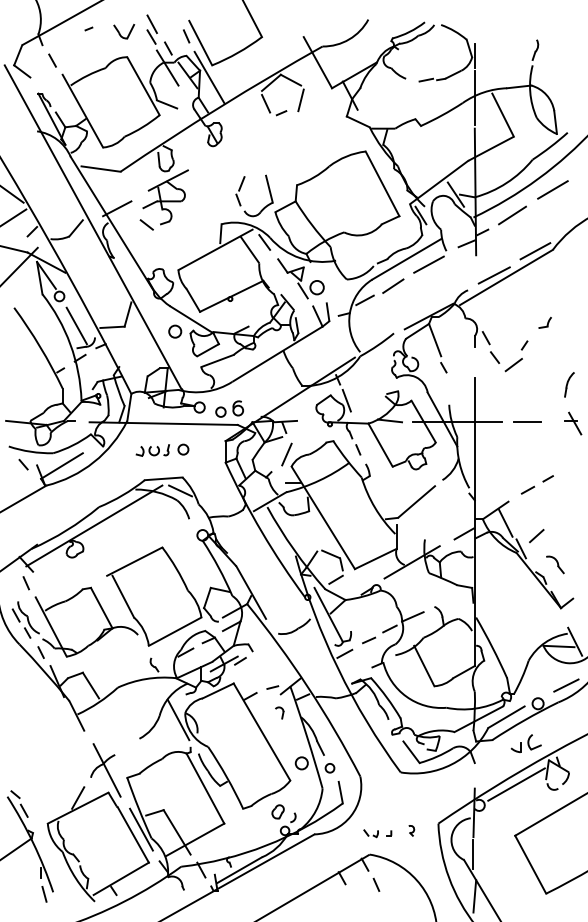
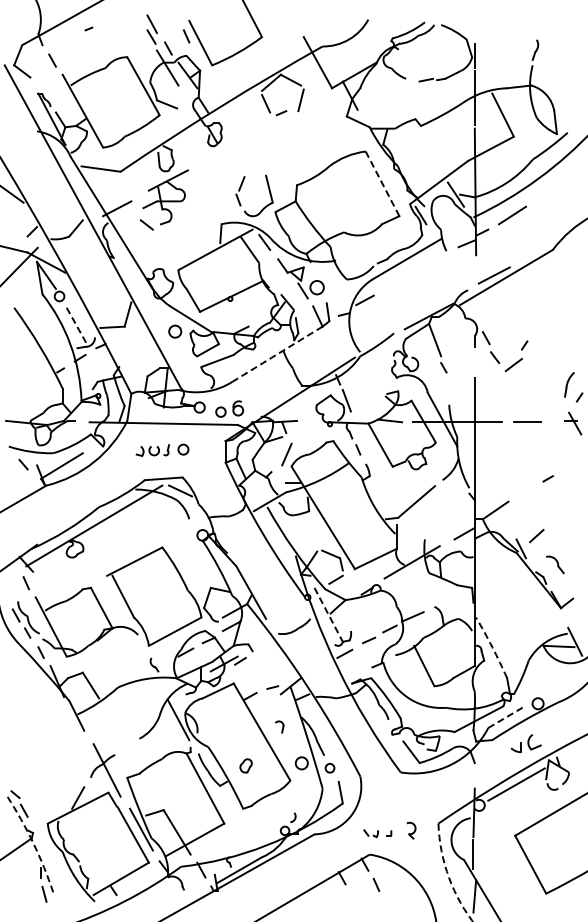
part: present -> none (124, 31)
line: present -> none (209, 77)
line: solid -> dashed (382, 183)
line: present -> none (552, 189)
line: present -> none (14, 216)
line: present -> none (535, 251)
line: present -> none (428, 264)
line: present -> none (393, 285)
part: present -> none (544, 322)
line: solid -> dashed (76, 325)
arc: solid -> dashed (277, 354)
line: none -> present (579, 397)
line: present -> none (527, 489)
line: present -> none (505, 522)
line: solid -> dashed (328, 615)
arc: solid -> dashed (492, 647)
line: present -> none (566, 685)
part position: (279, 712) -> (279, 726) (279, 726)
line: solid -> dashed (506, 716)
part position: (277, 811) -> (245, 765) (245, 765)
part size: 8x12 px -> 11x19 px (411, 830)
arc: solid -> dashed (33, 843)
arc: solid -> dashed (448, 875)
